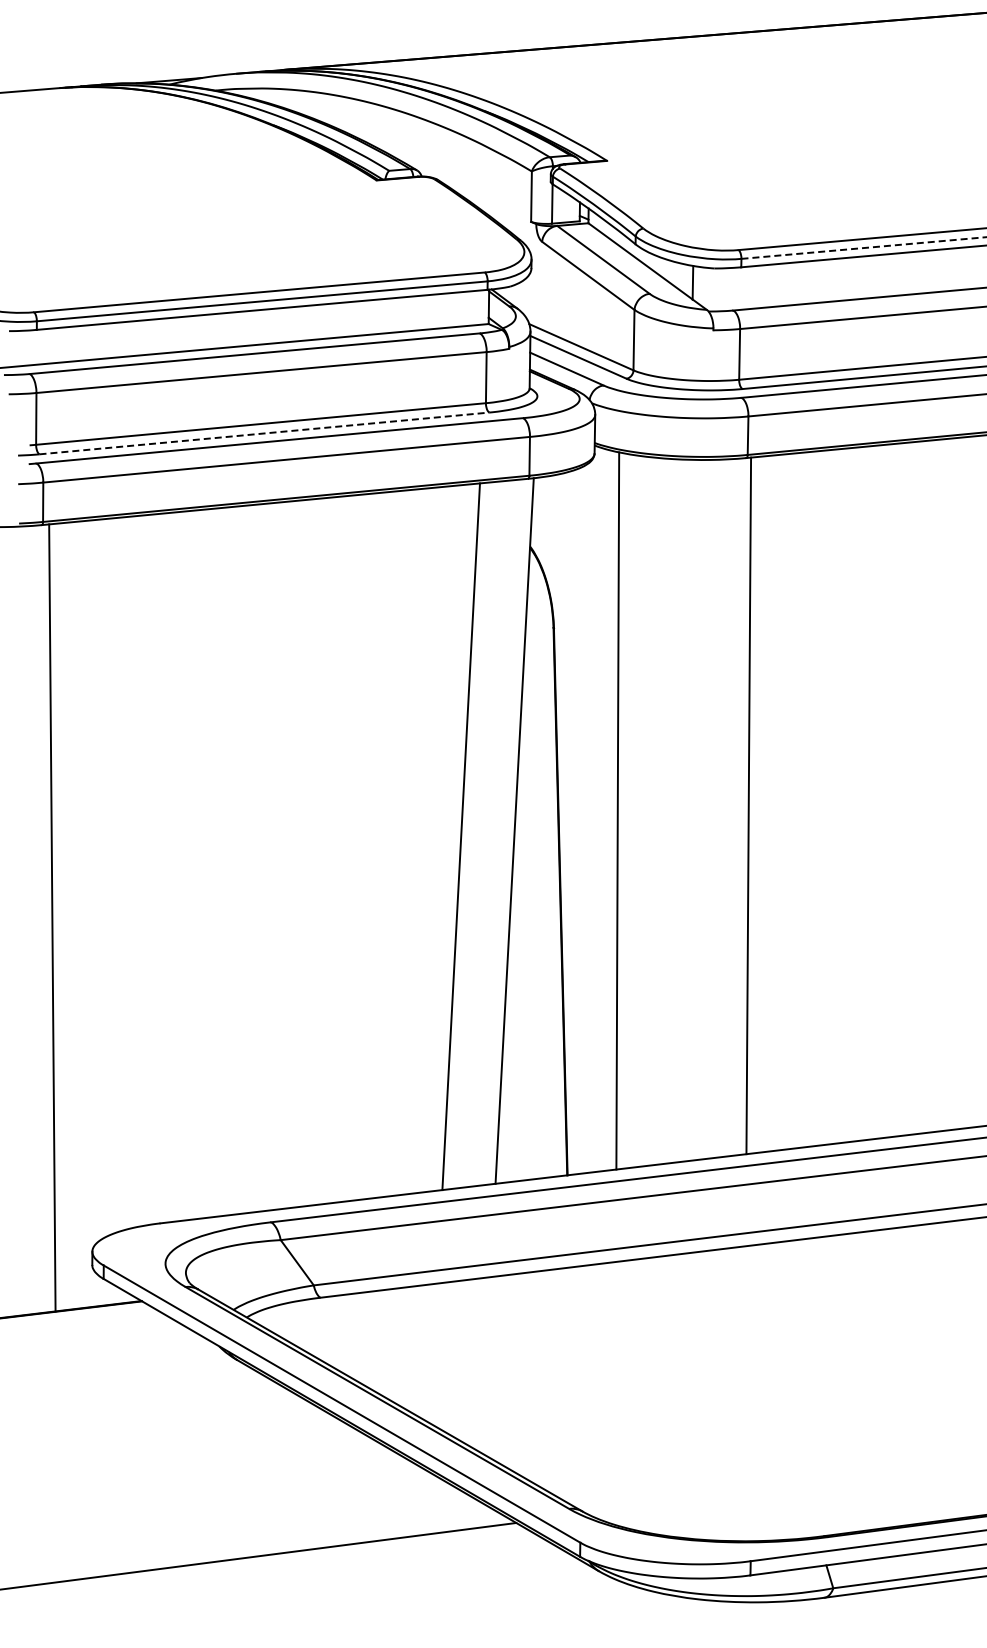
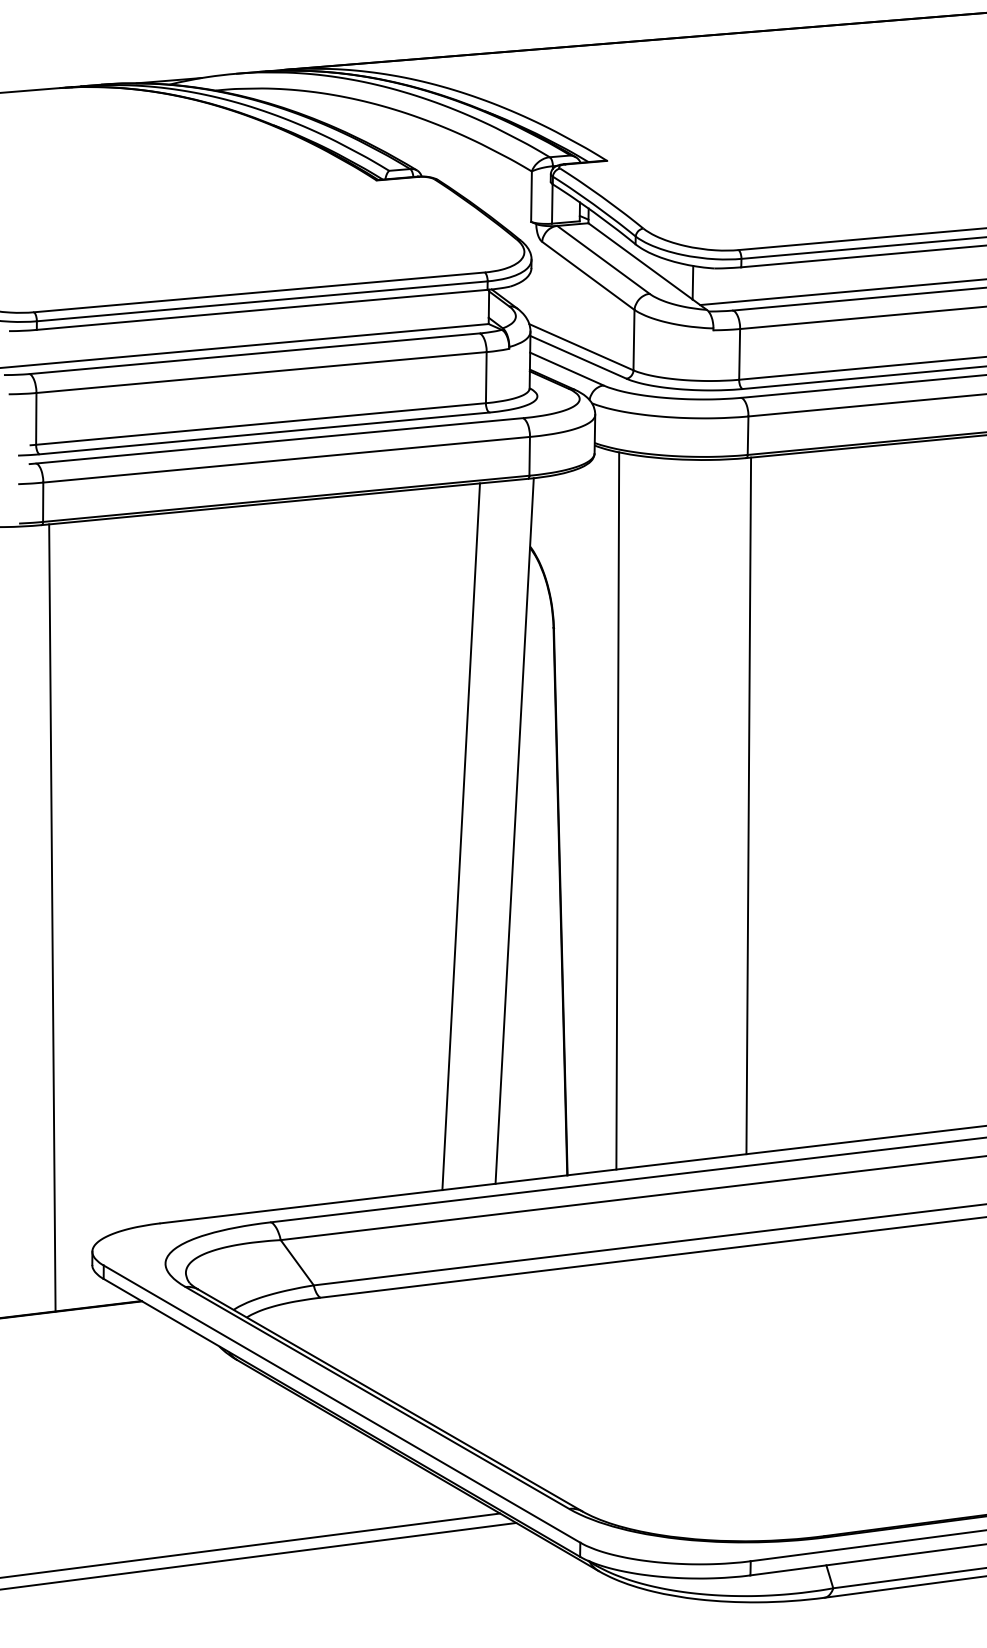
line: dashed -> solid (863, 248)
line: none -> present (841, 292)
line: dashed -> solid (264, 433)
line: none -> present (251, 1545)
